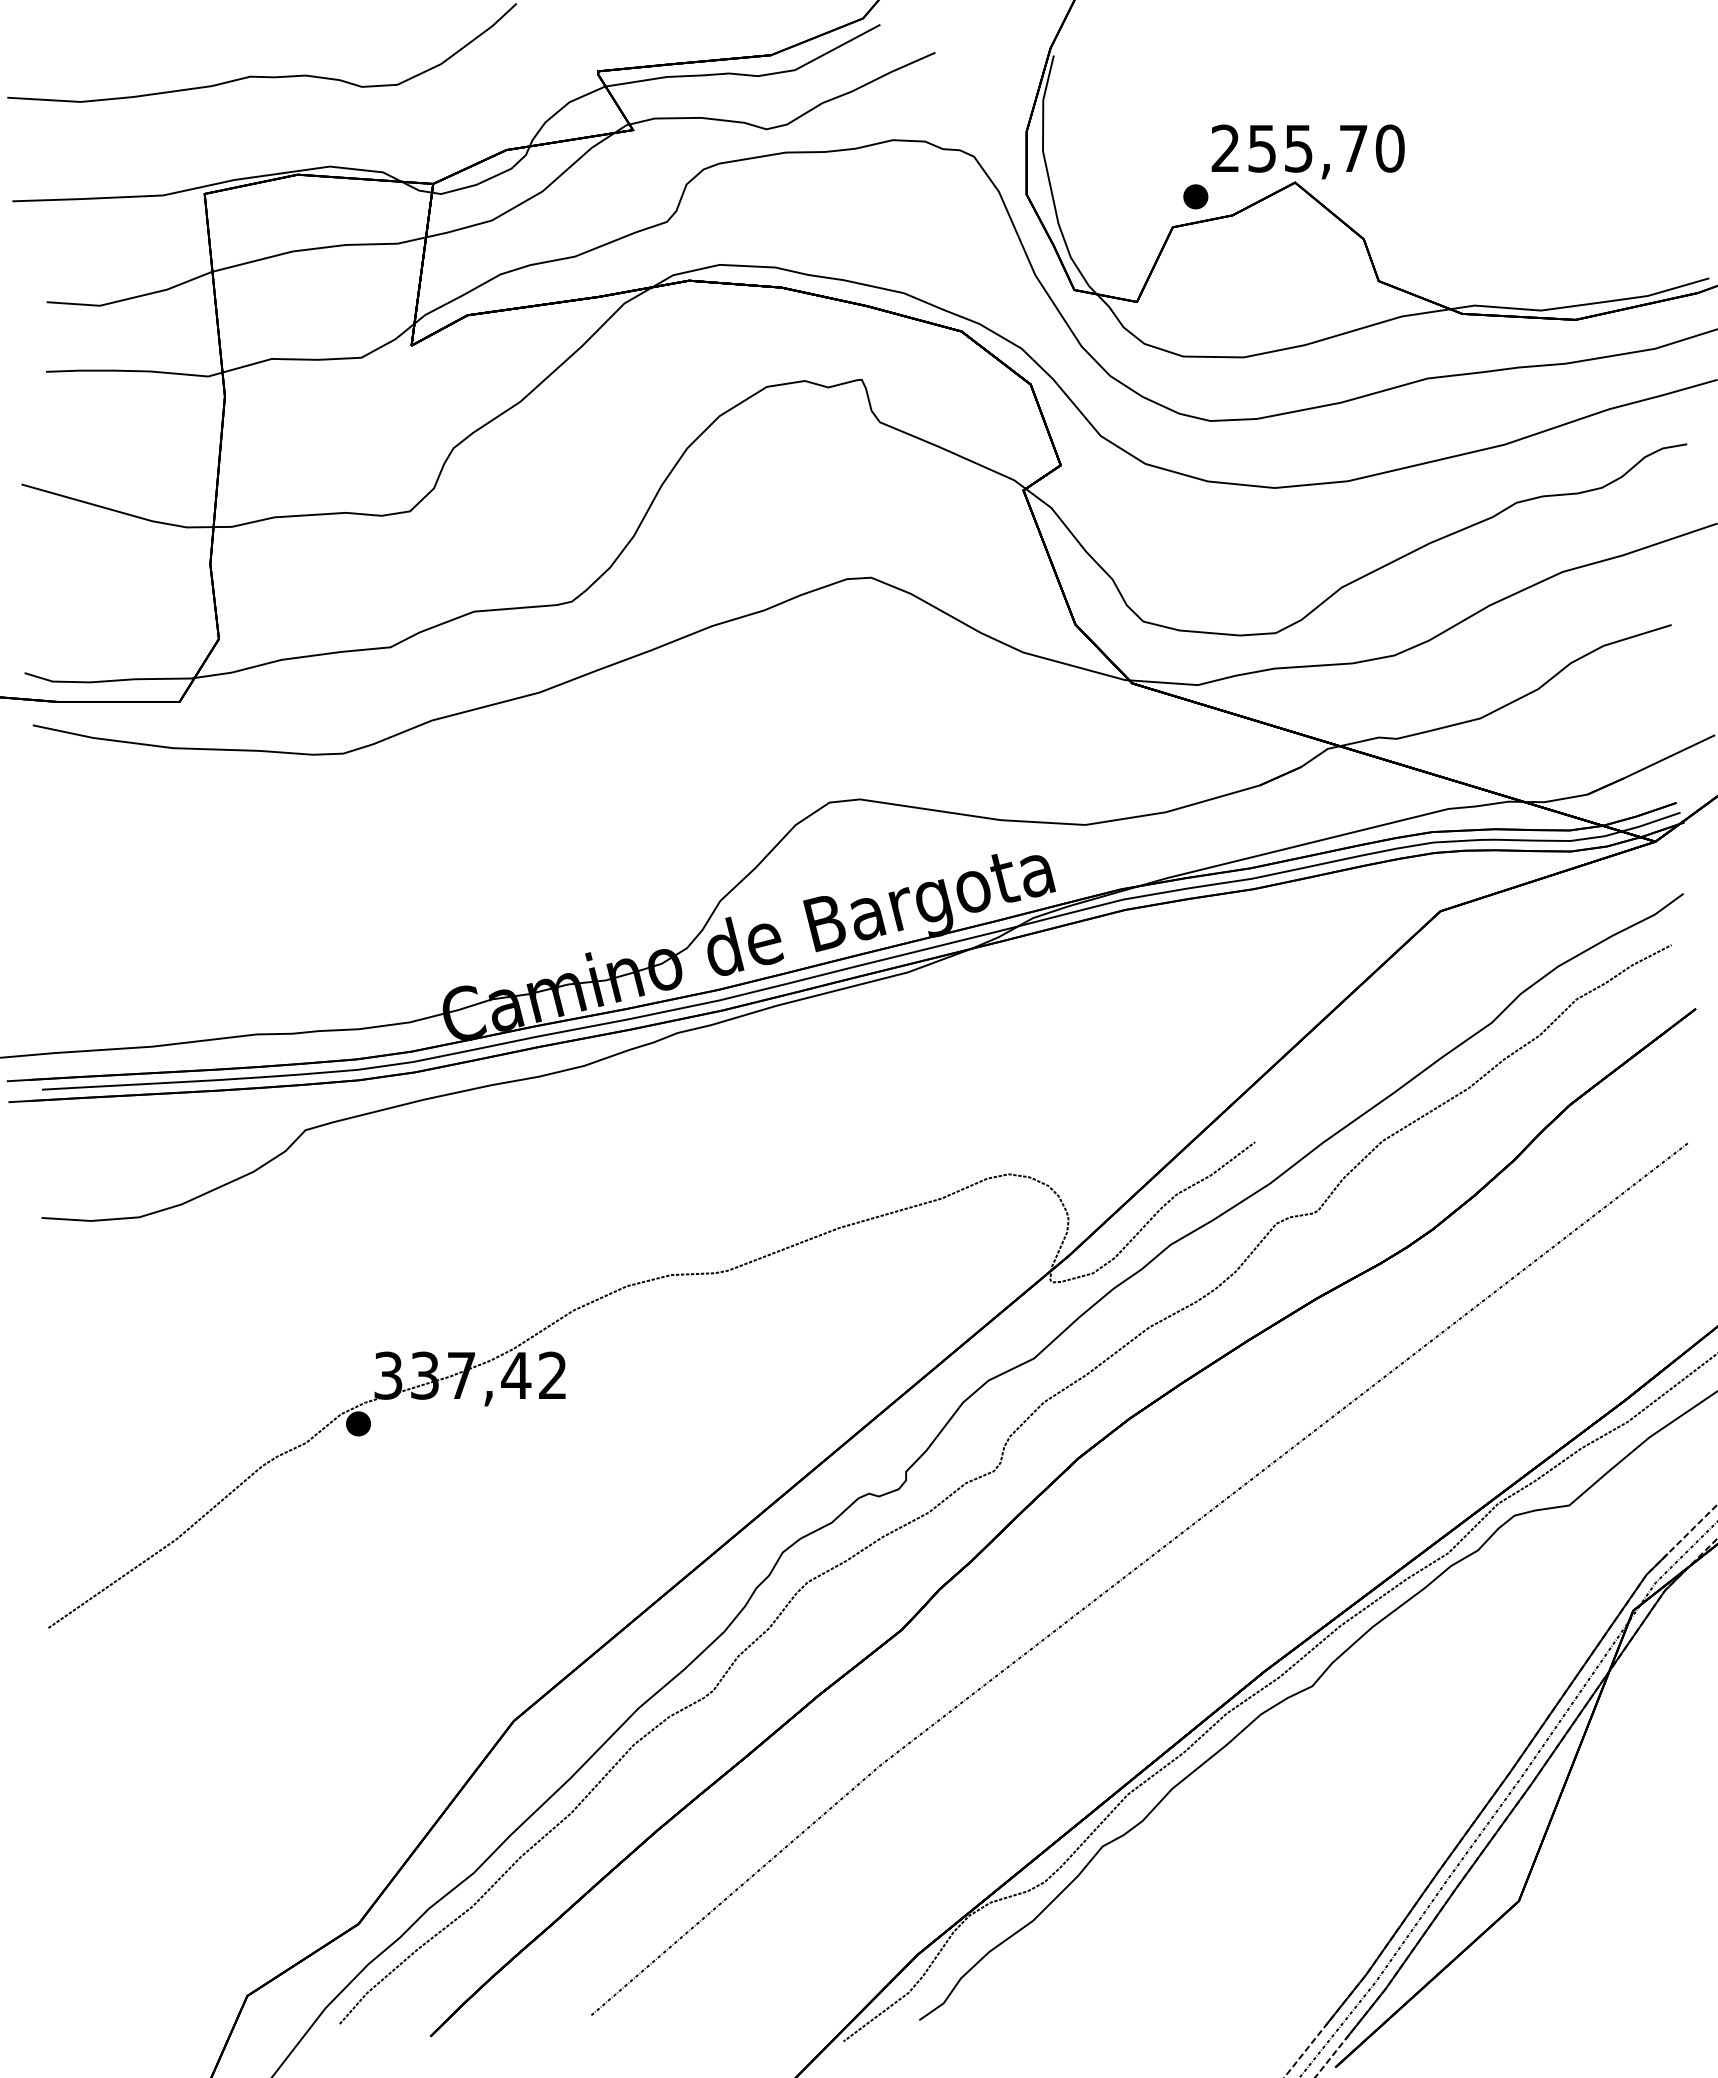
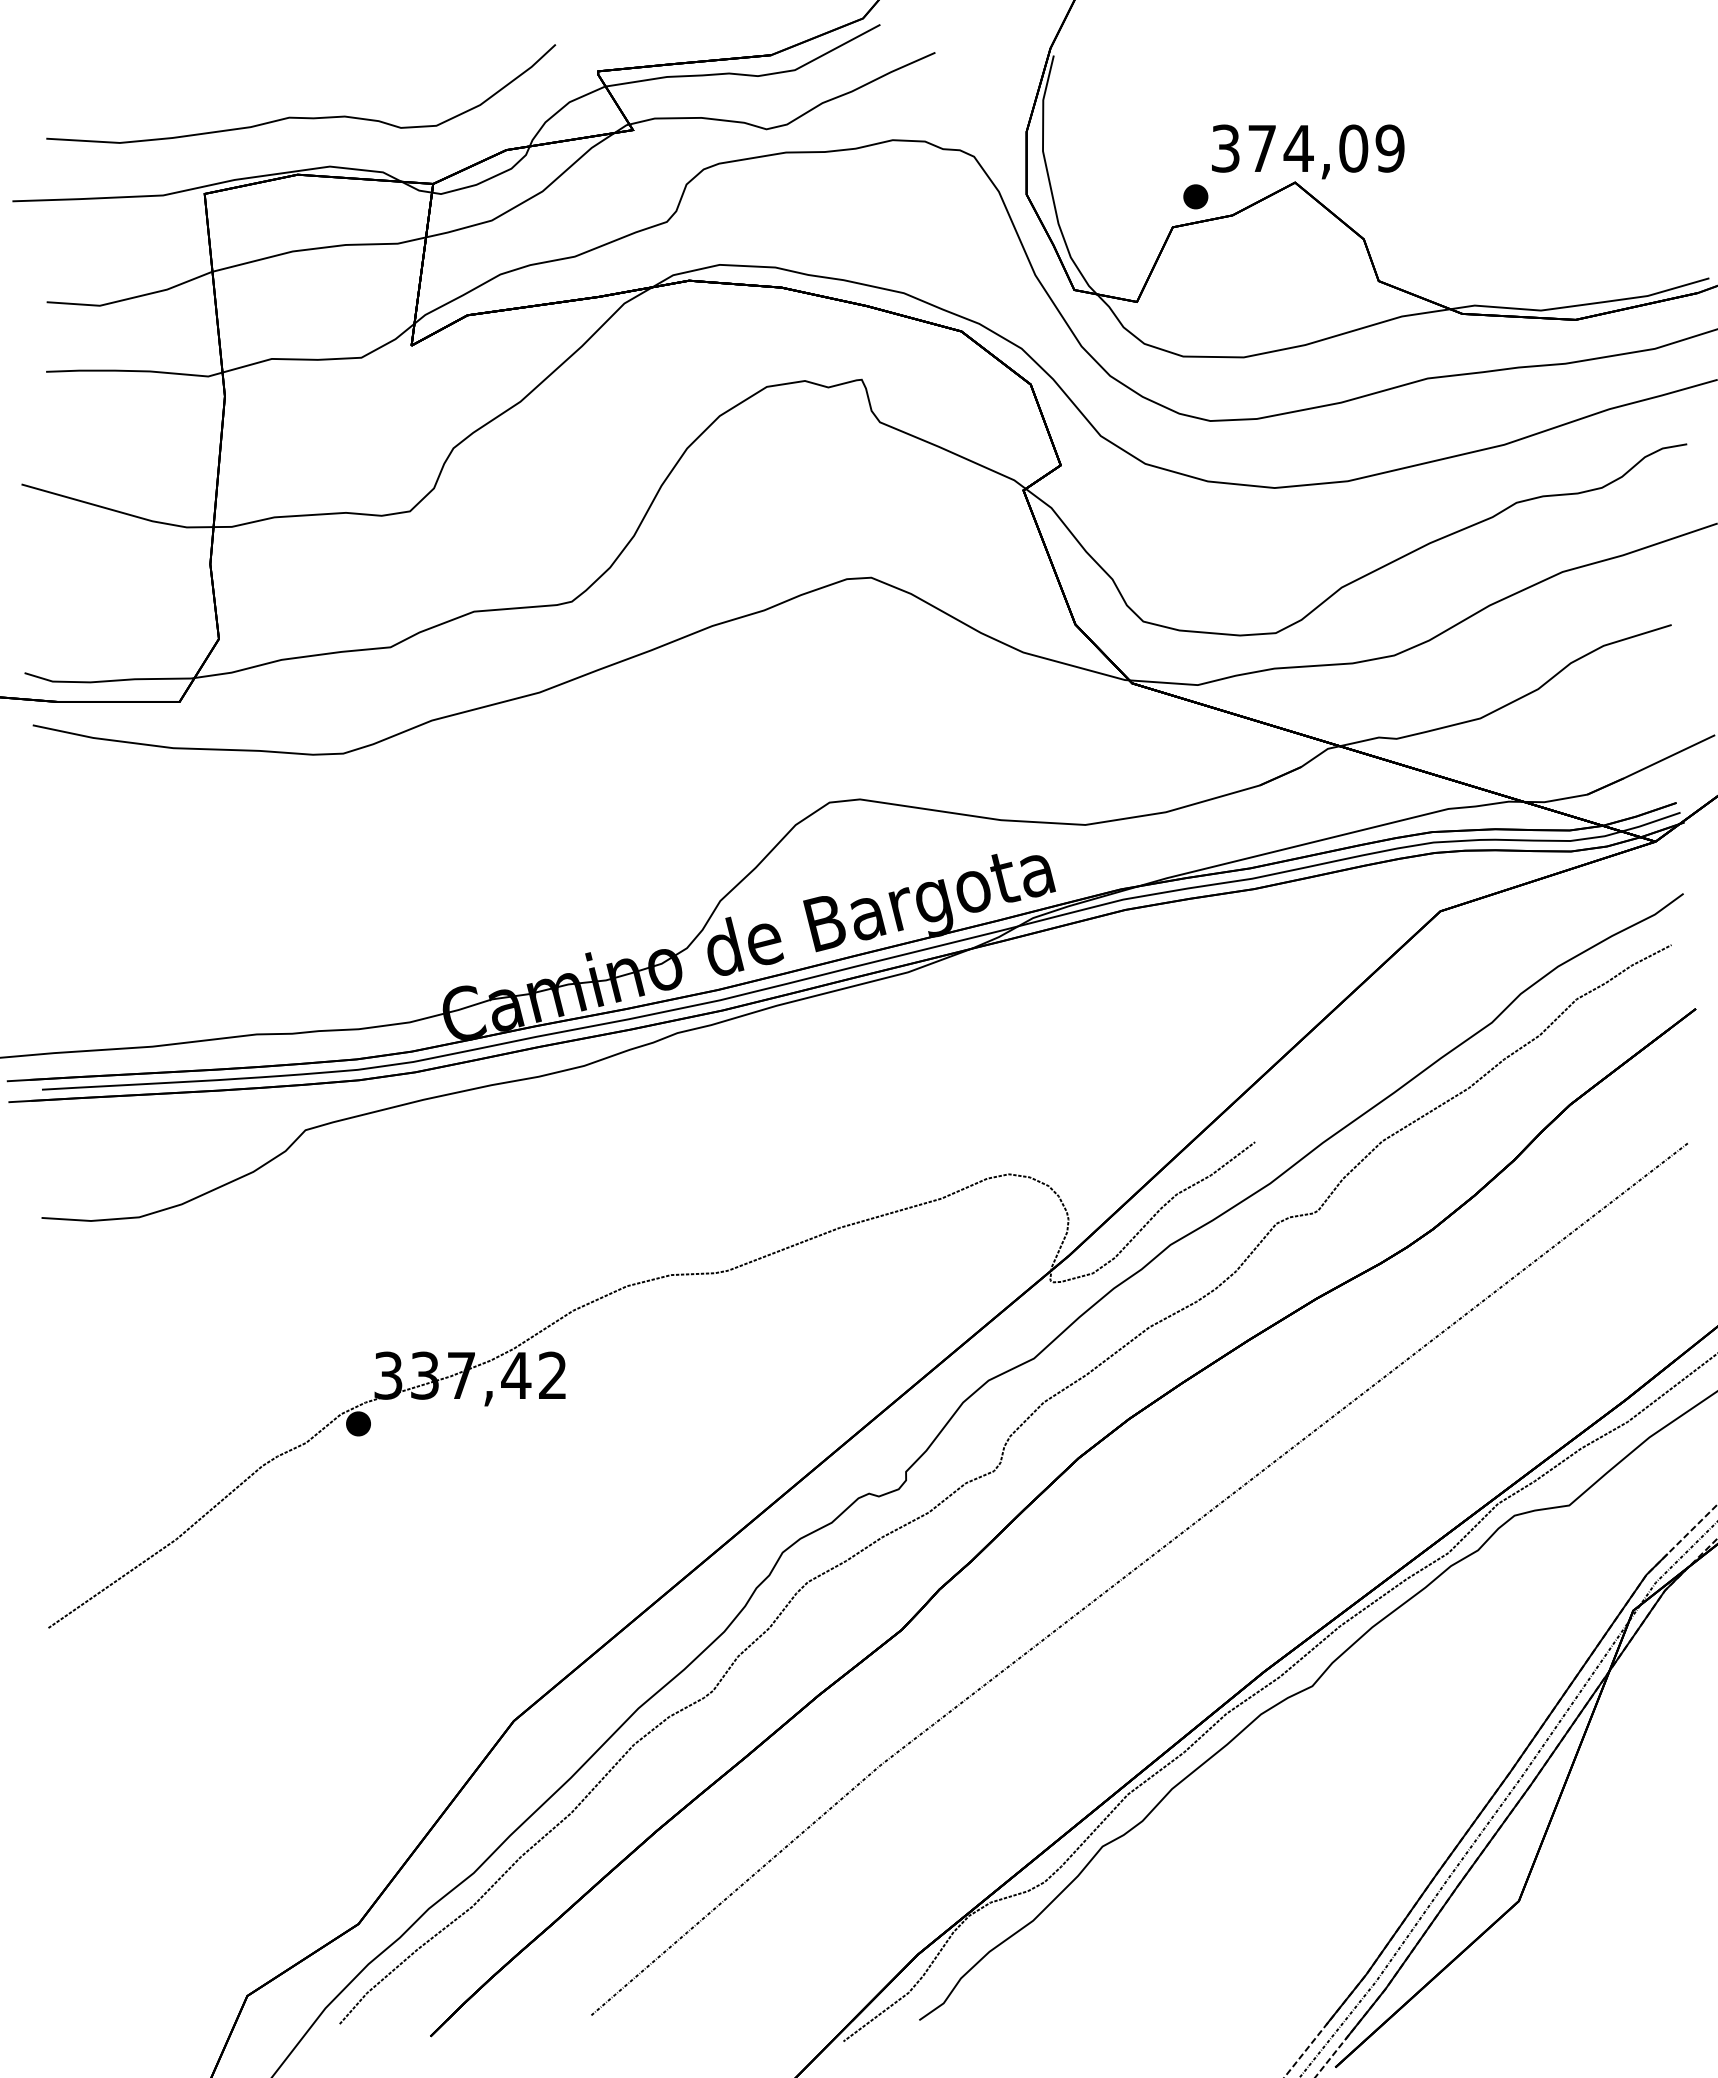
curve position: (262, 76) -> (301, 117) (301, 117)
text: 255,70 -> 374,09 (1307, 148)
